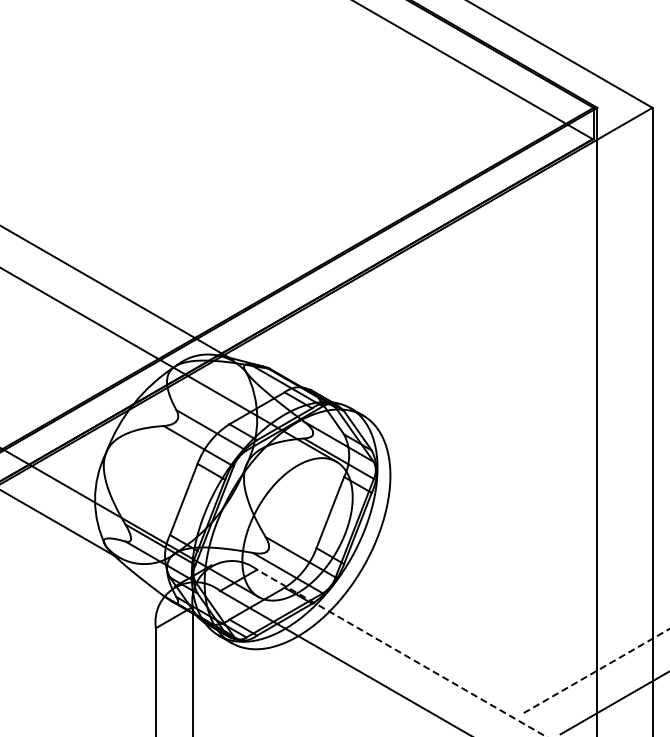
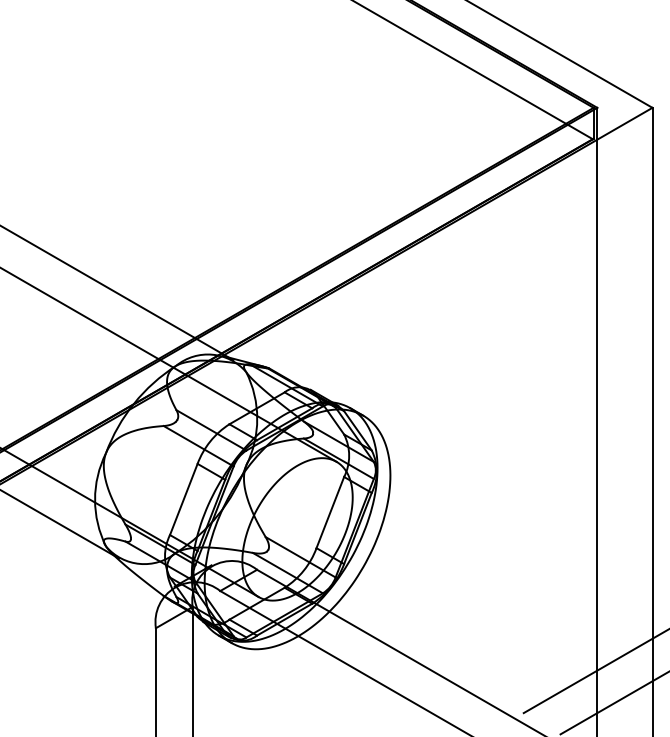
line: dashed -> solid (401, 653)
line: dashed -> solid (597, 670)
